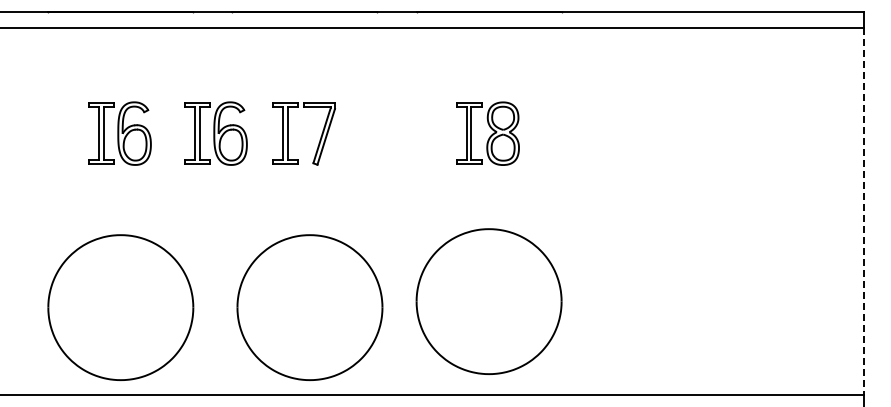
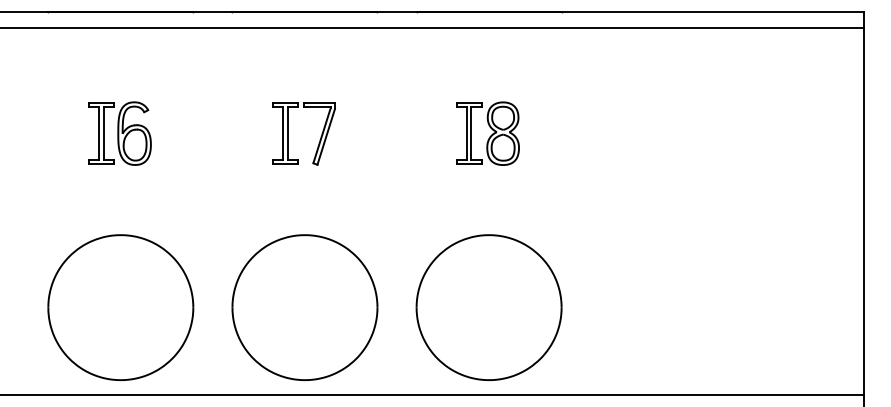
part: present -> none (215, 133)
line: dashed -> solid (864, 211)
part position: (488, 301) -> (488, 307) (488, 307)
part position: (309, 307) -> (304, 307) (304, 307)
